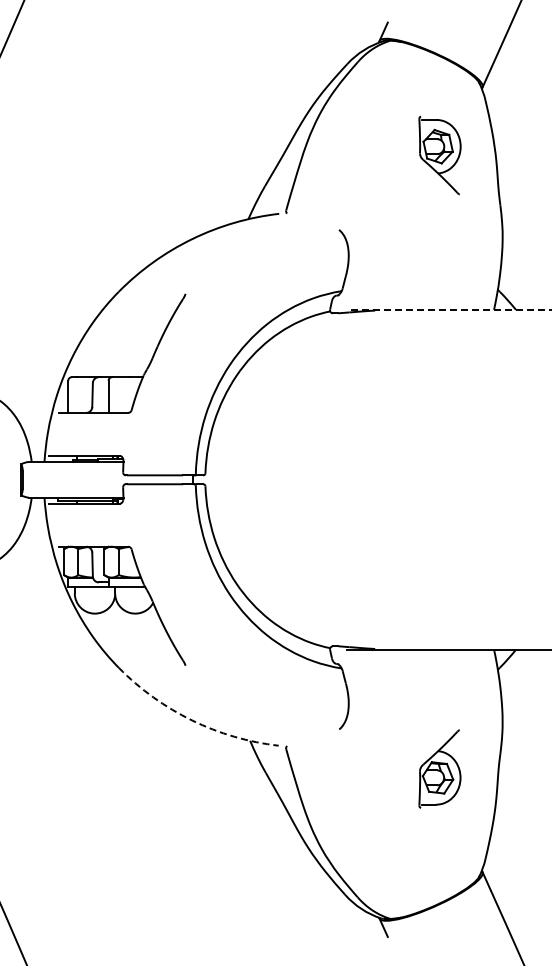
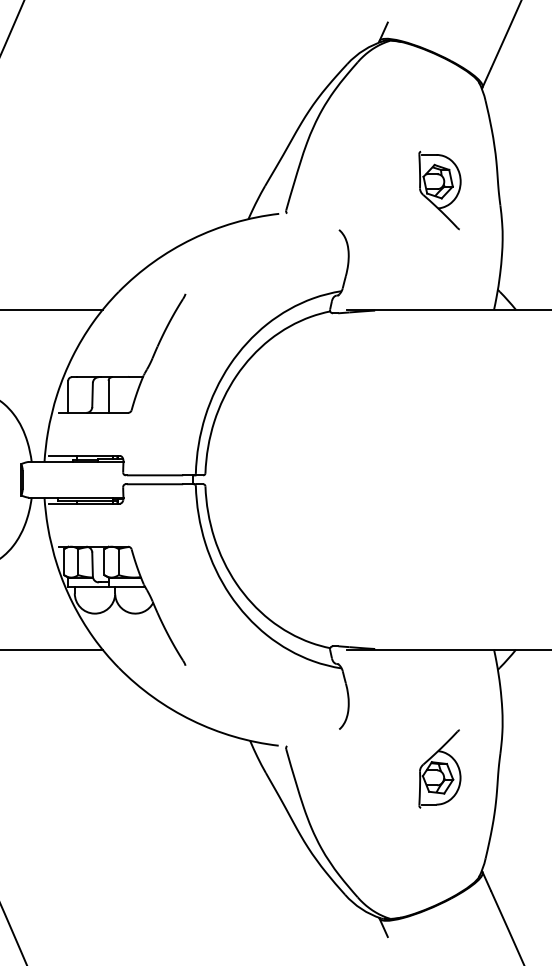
part position: (439, 155) -> (439, 190) (439, 190)
line: none -> present (52, 309)
line: dashed -> solid (449, 309)
line: none -> present (52, 649)
arc: dashed -> solid (192, 720)
